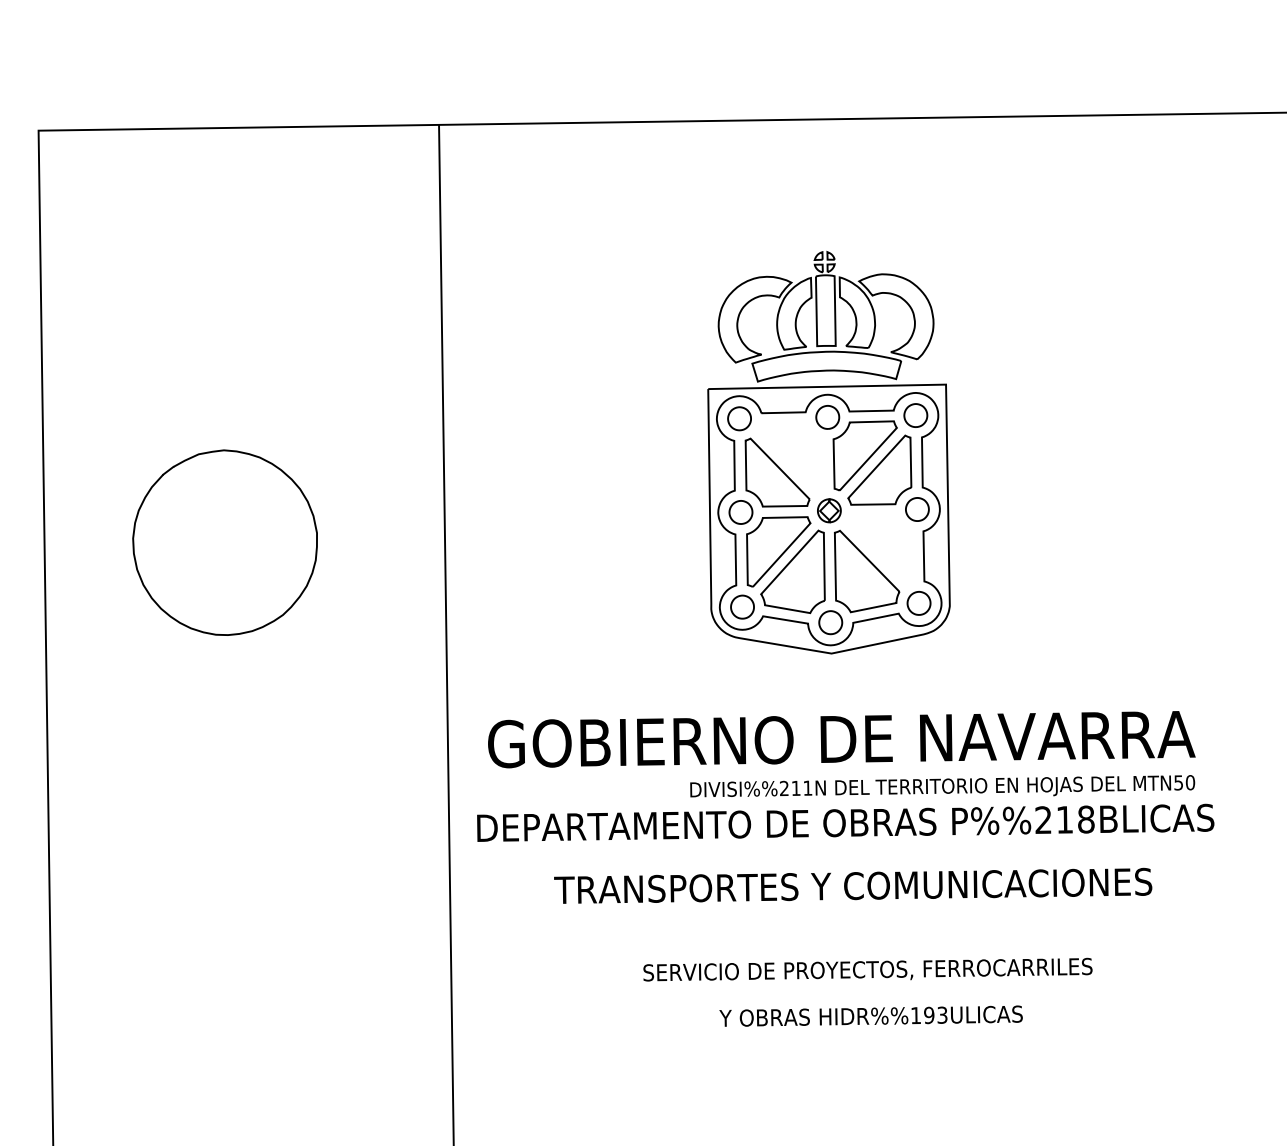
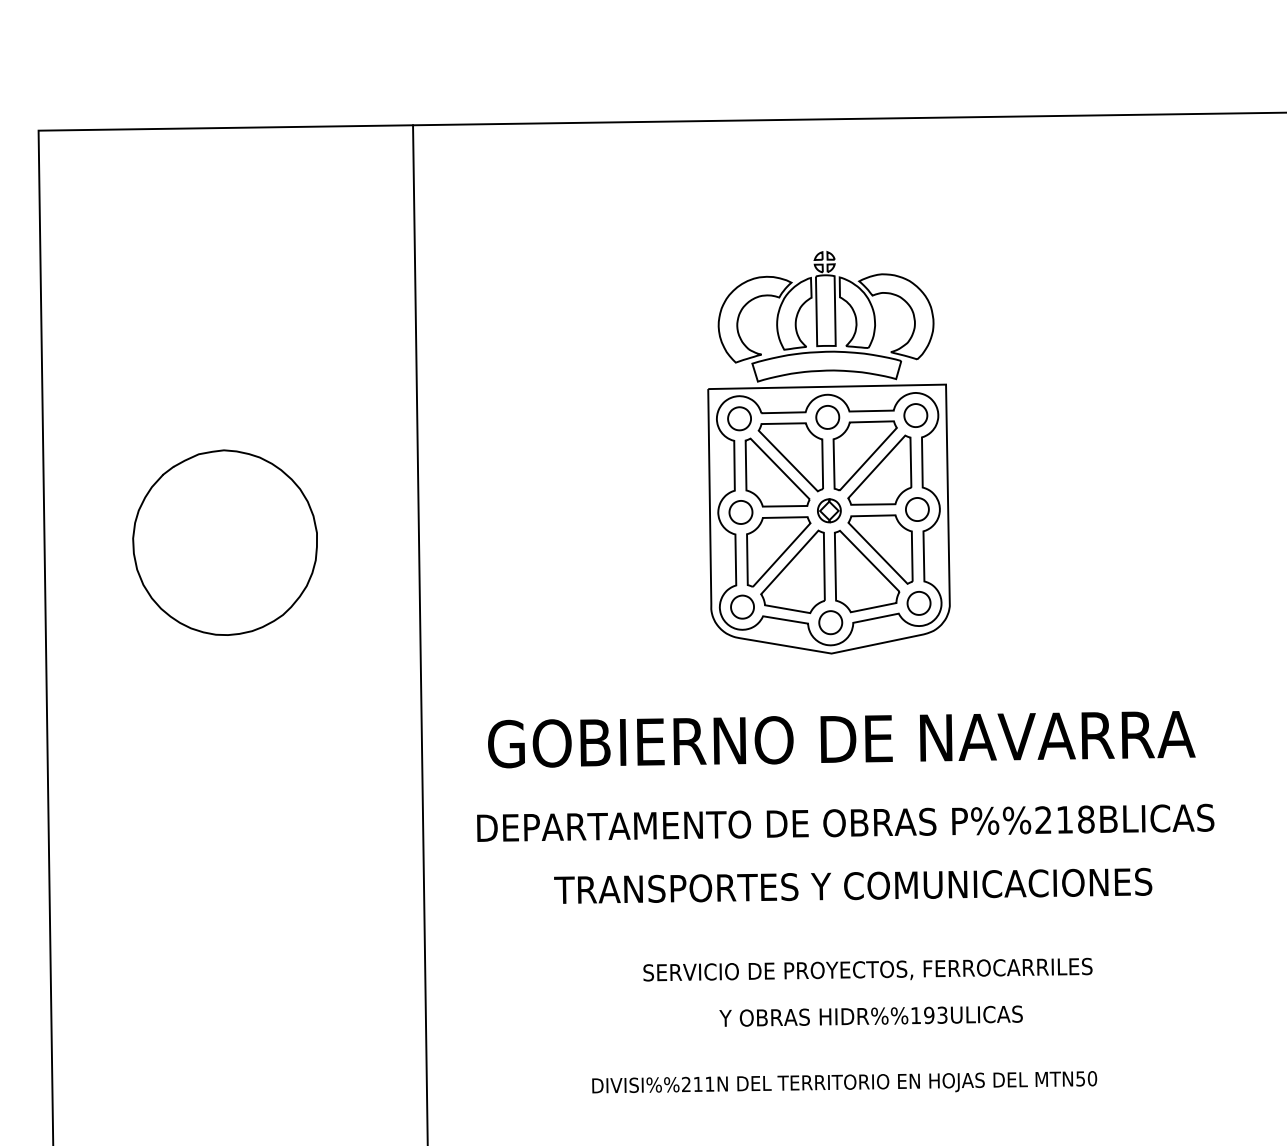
part: none -> present (790, 457)
part: none -> present (880, 549)
line position: (446, 633) -> (420, 633) (420, 633)
text position: (942, 786) -> (844, 1082) (844, 1082)
